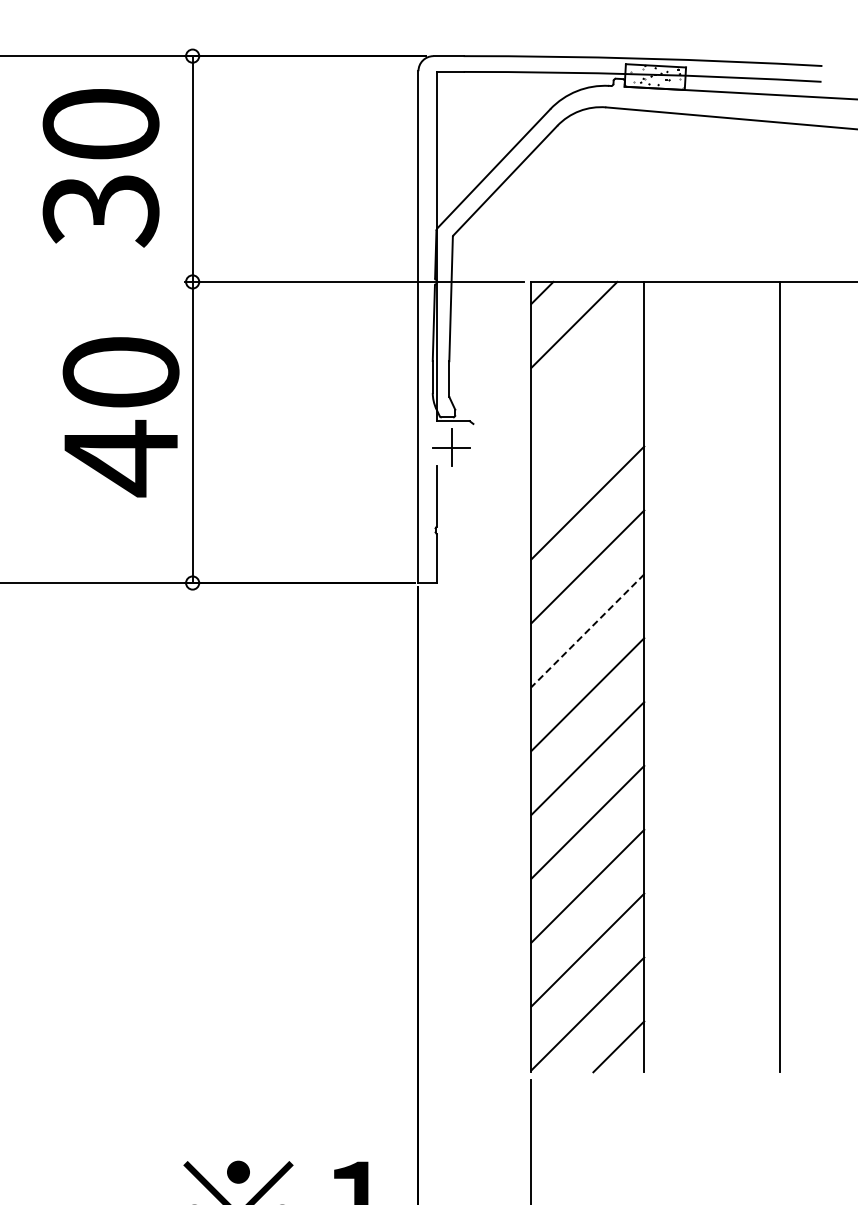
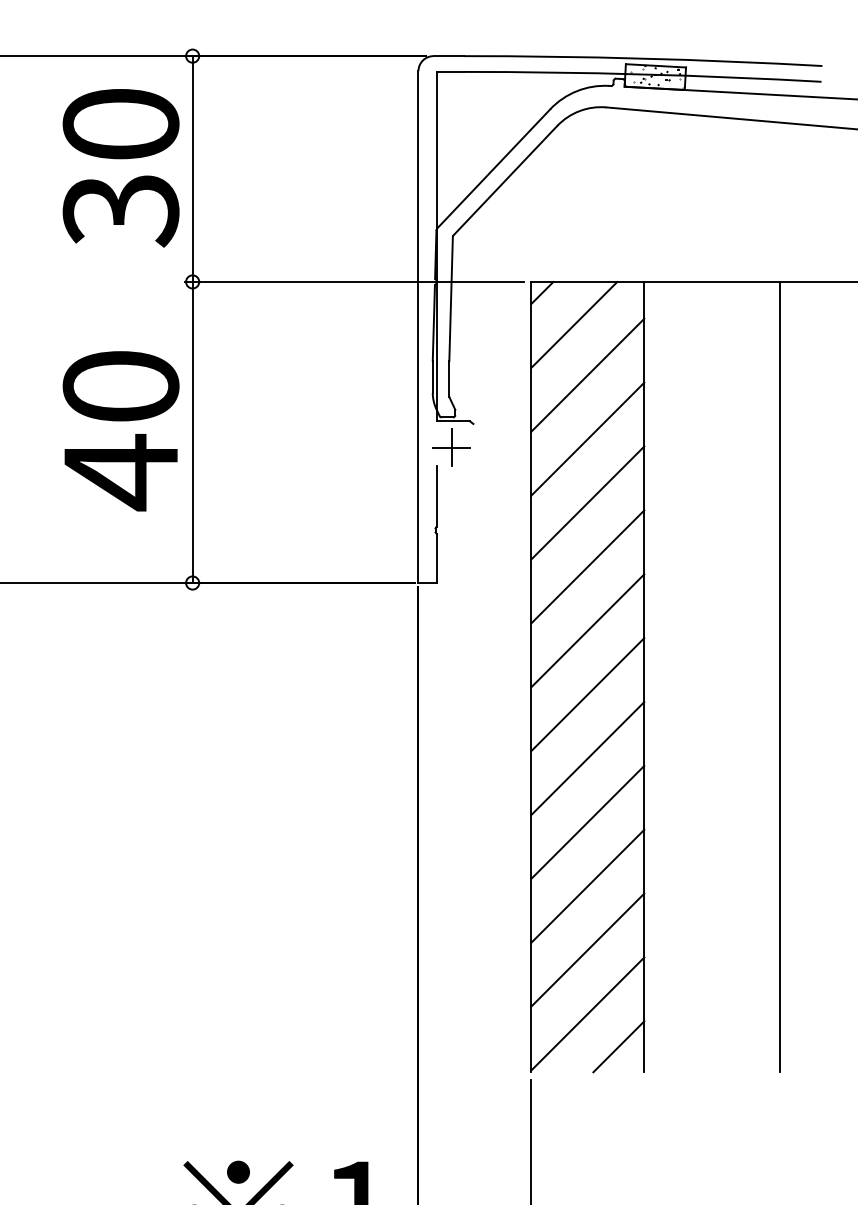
text position: (100, 168) -> (120, 168) (120, 168)
line: none -> present (587, 374)
text position: (120, 417) -> (120, 431) (120, 431)
line: none -> present (587, 438)
line: dashed -> solid (587, 630)
